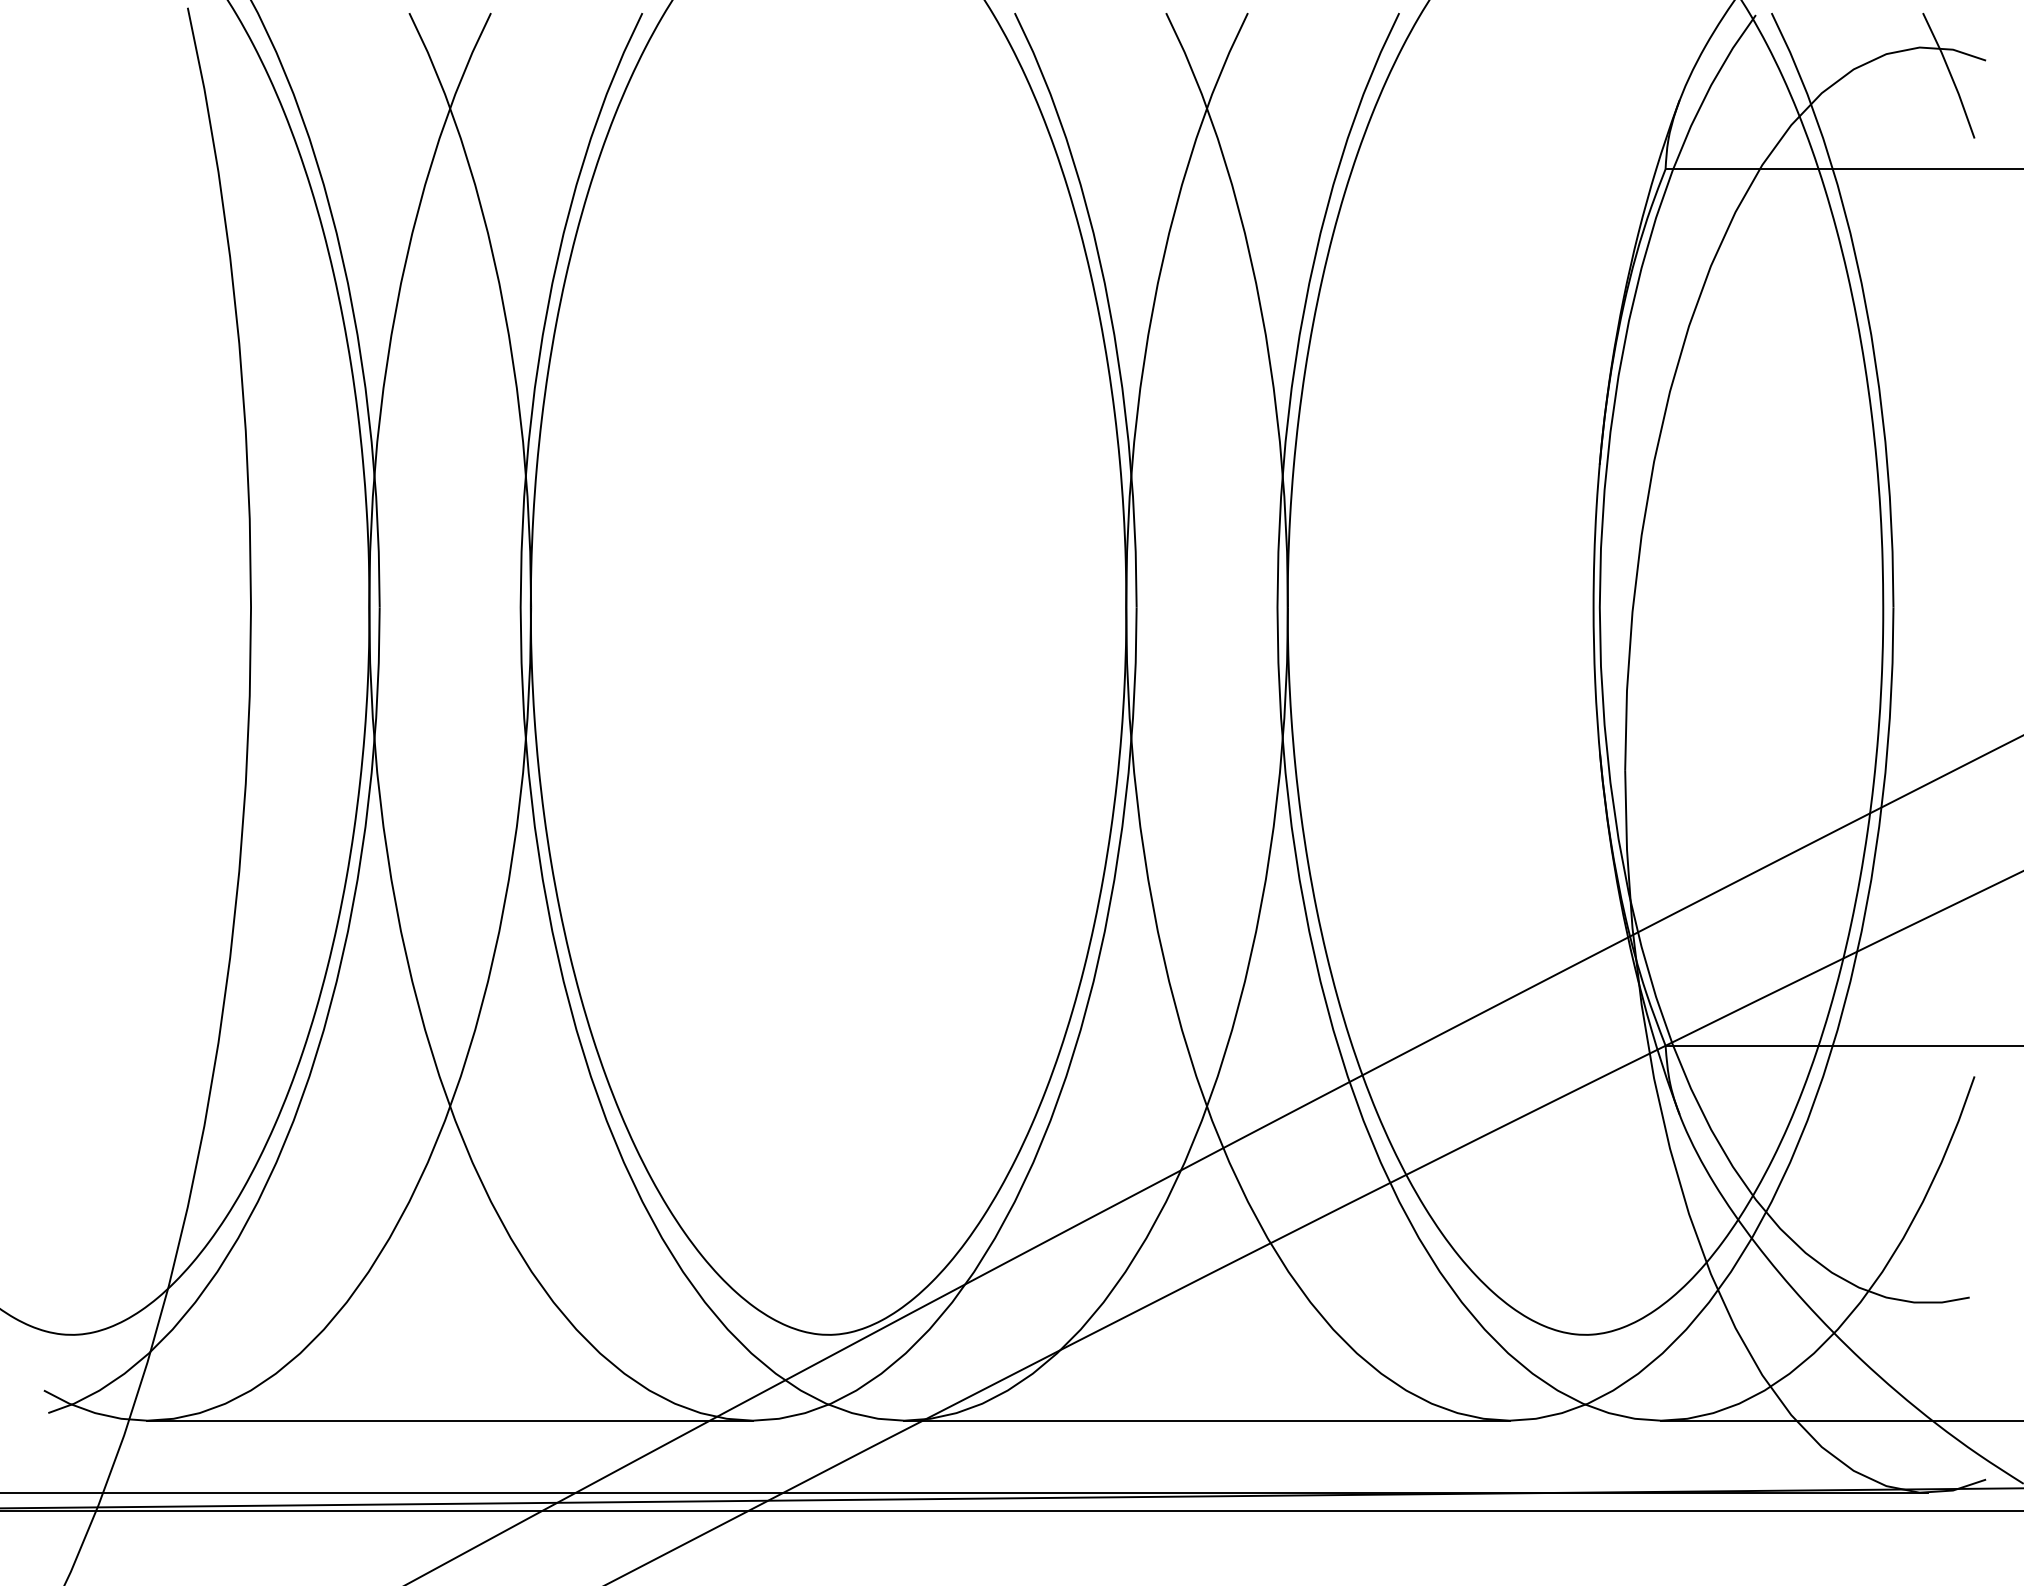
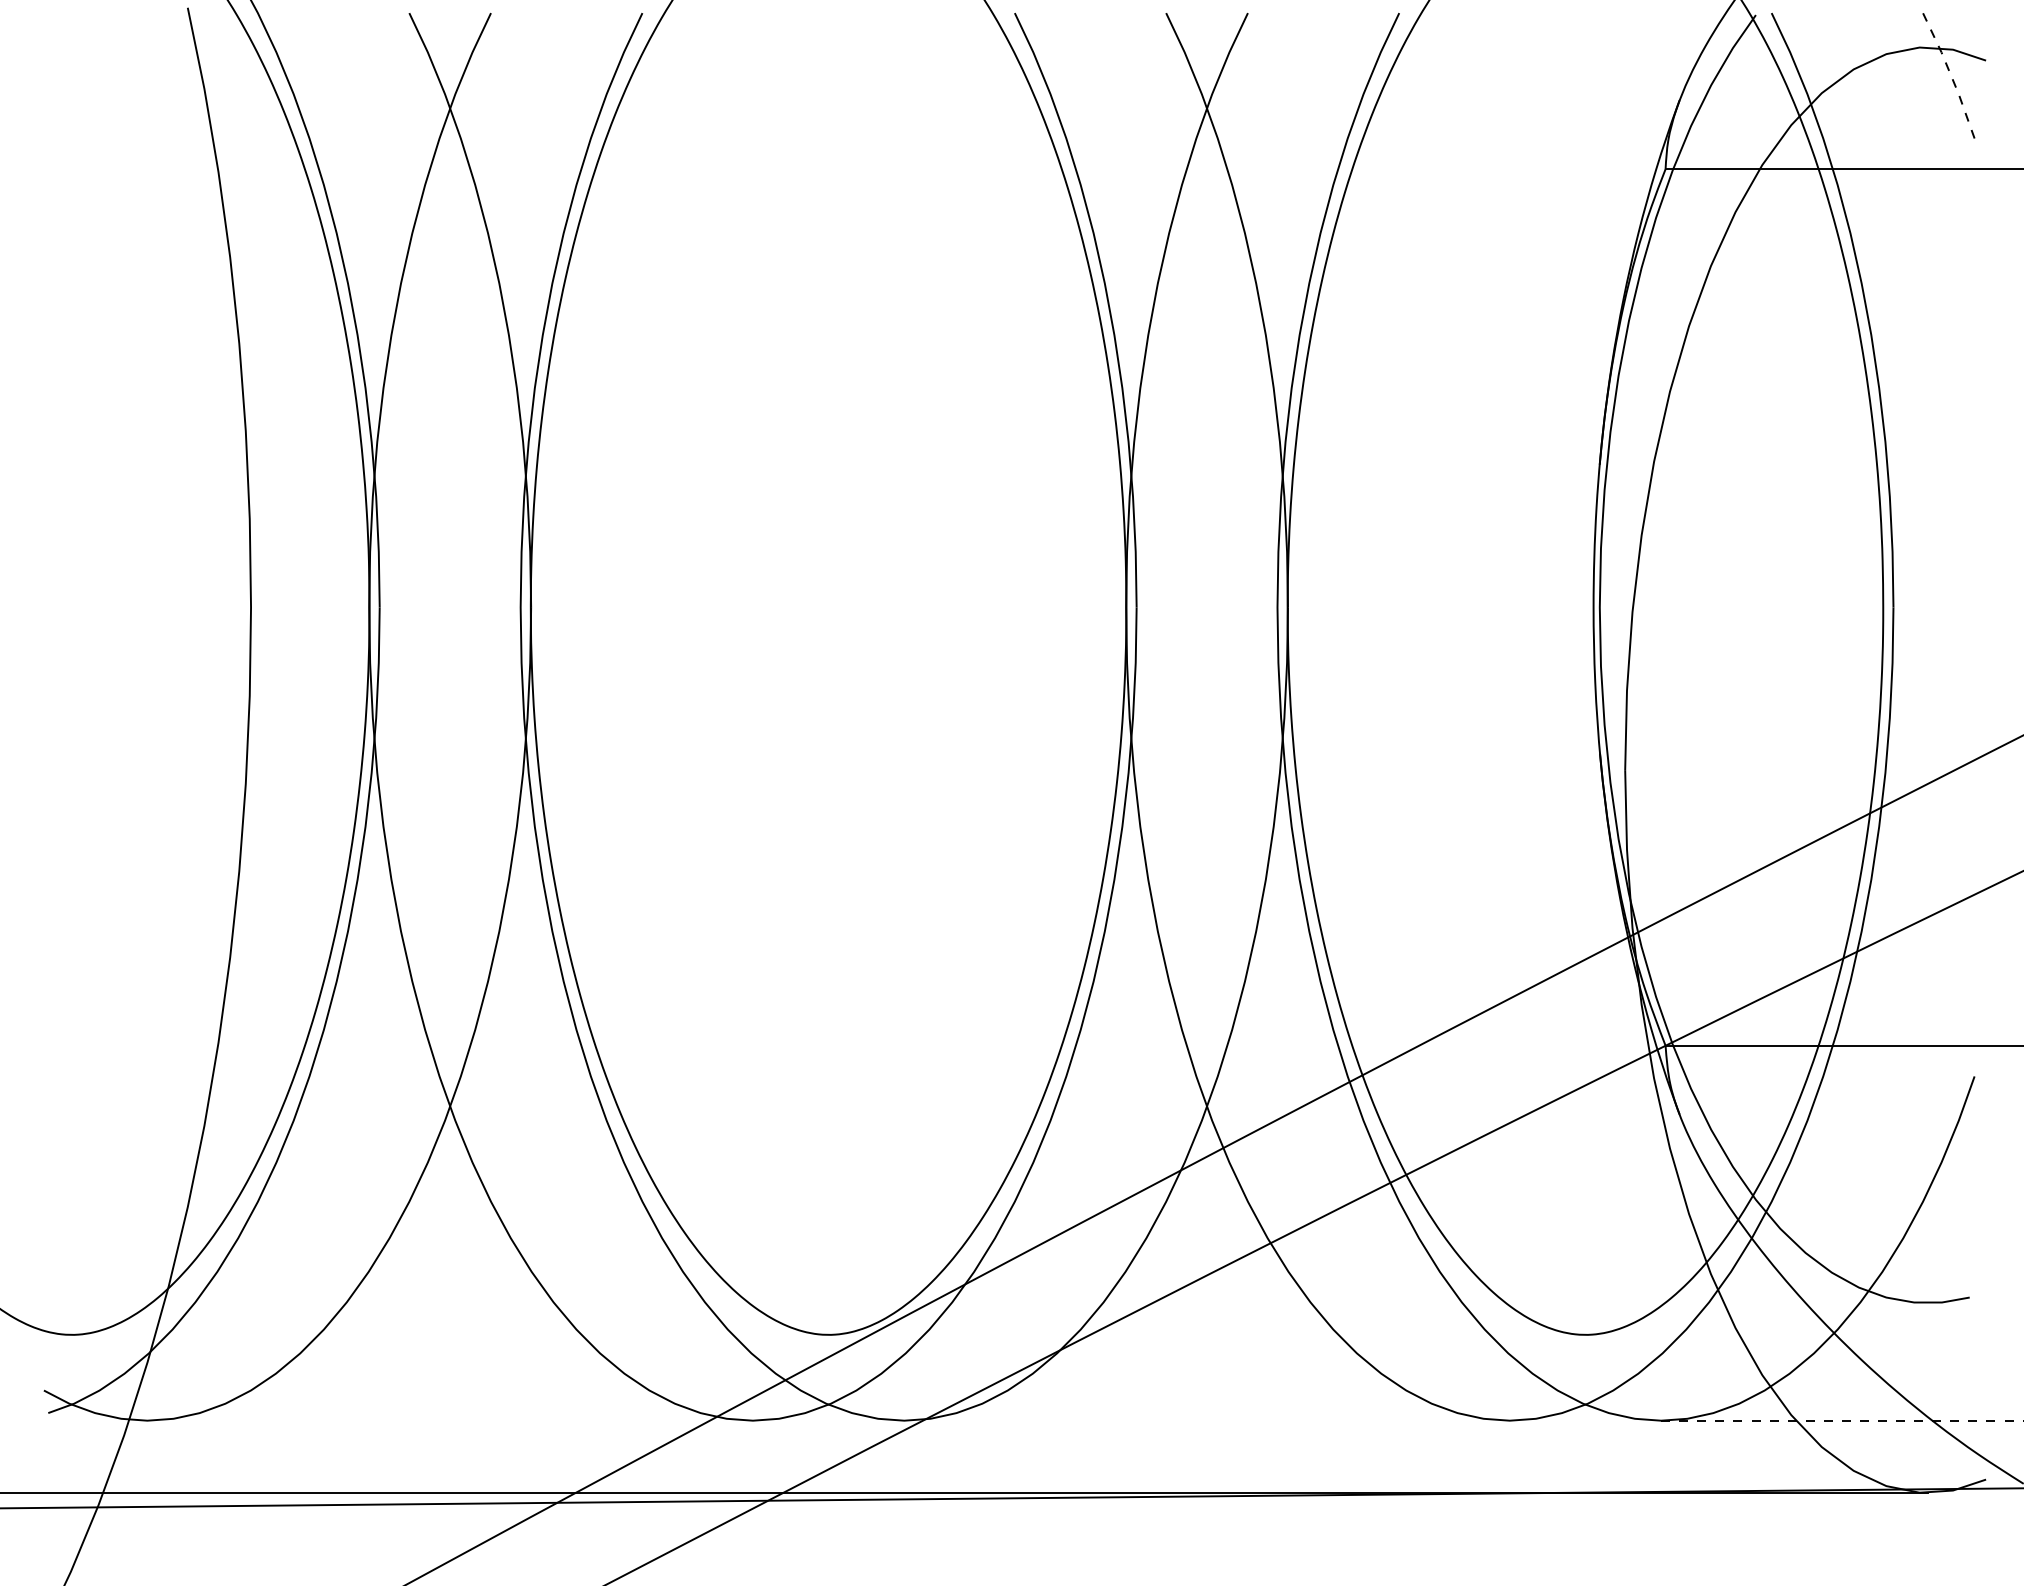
line: solid -> dashed (1950, 75)
line: present -> none (449, 1420)
line: present -> none (1206, 1420)
line: solid -> dashed (1842, 1420)
line: present -> none (1011, 1511)
